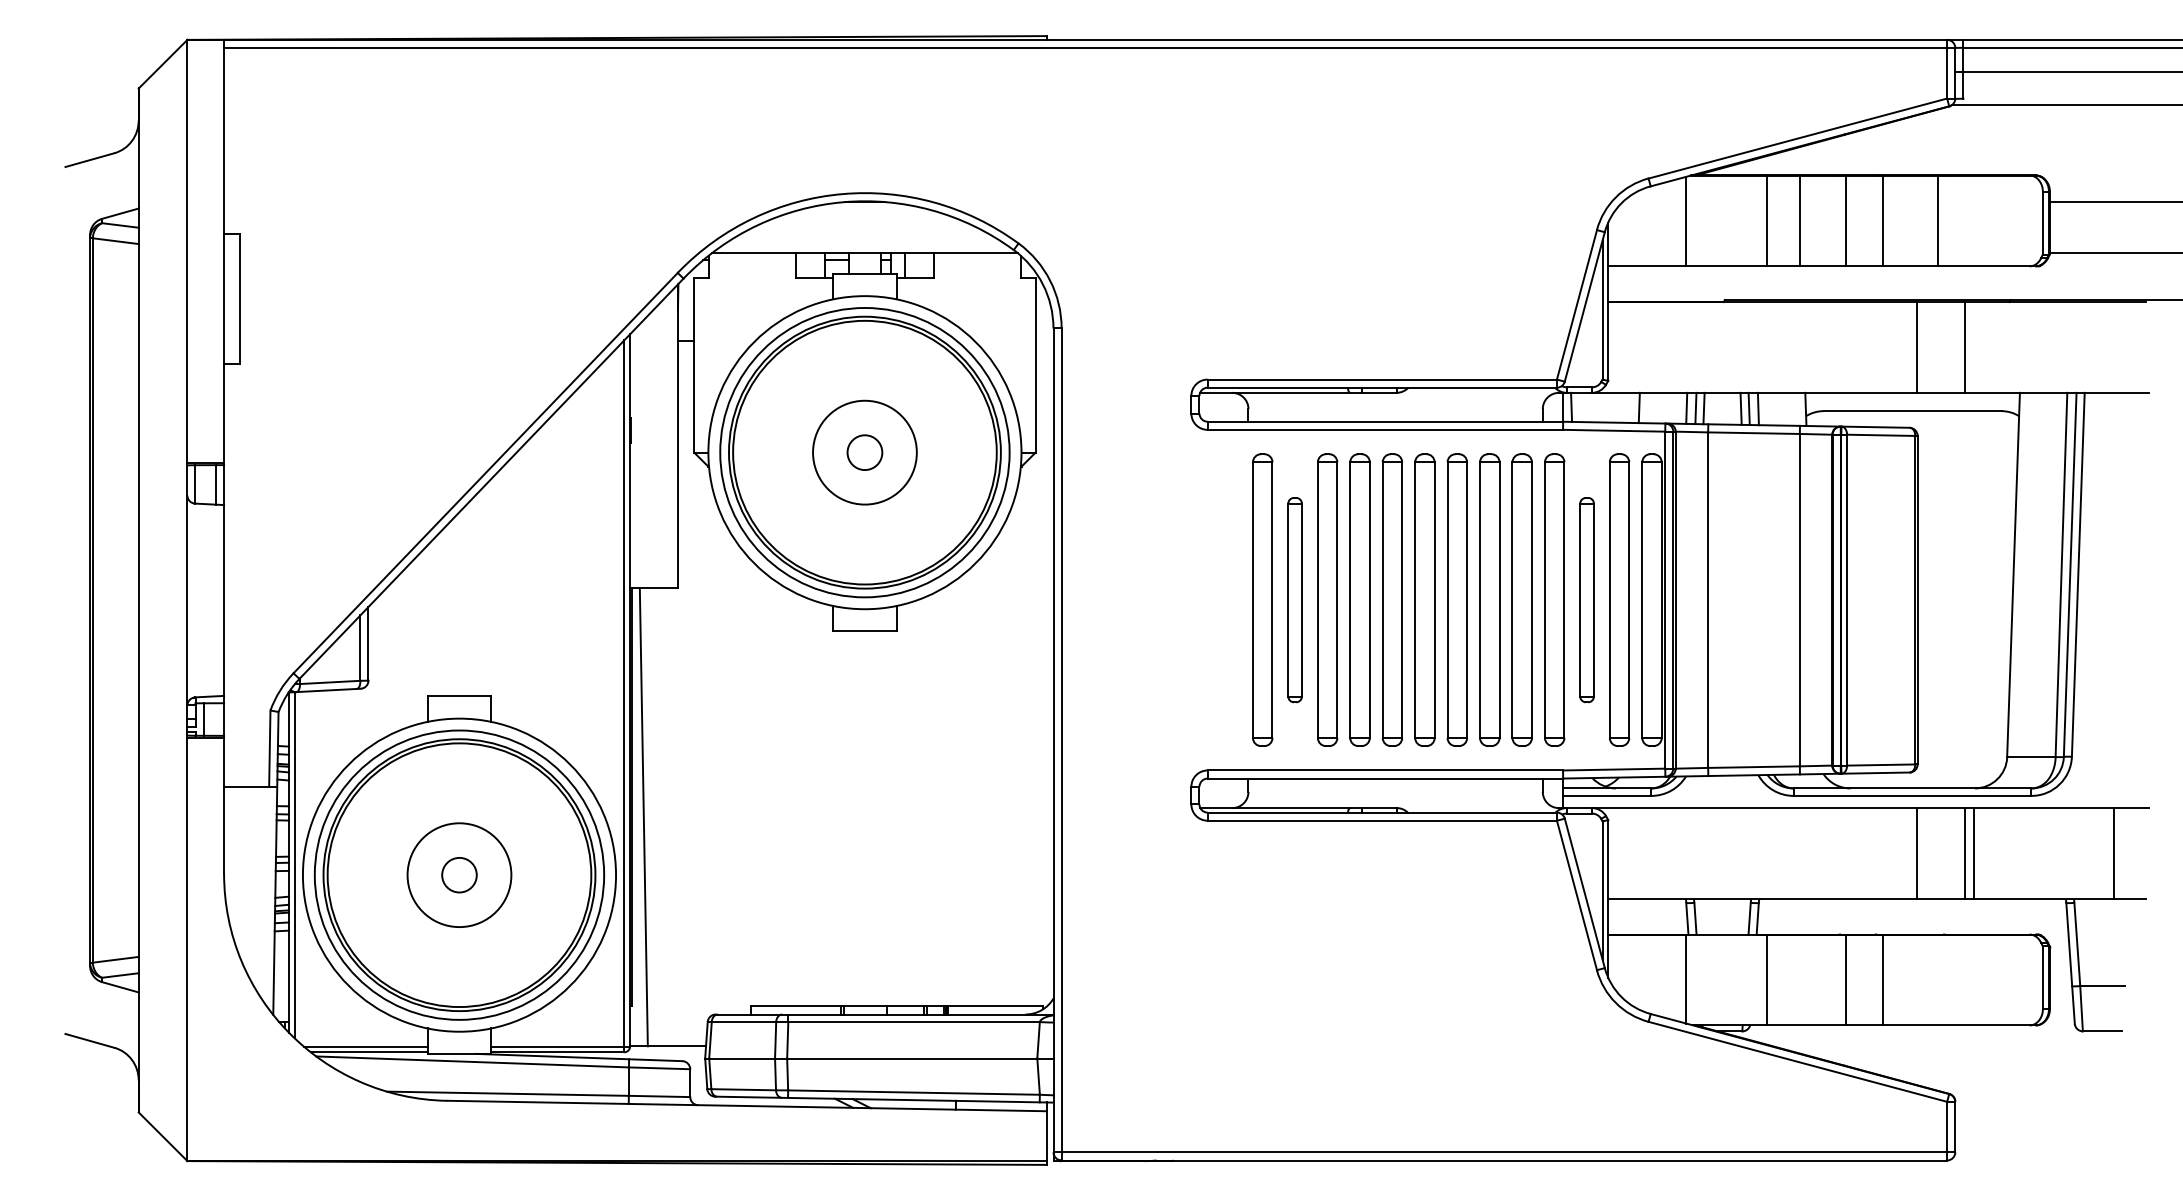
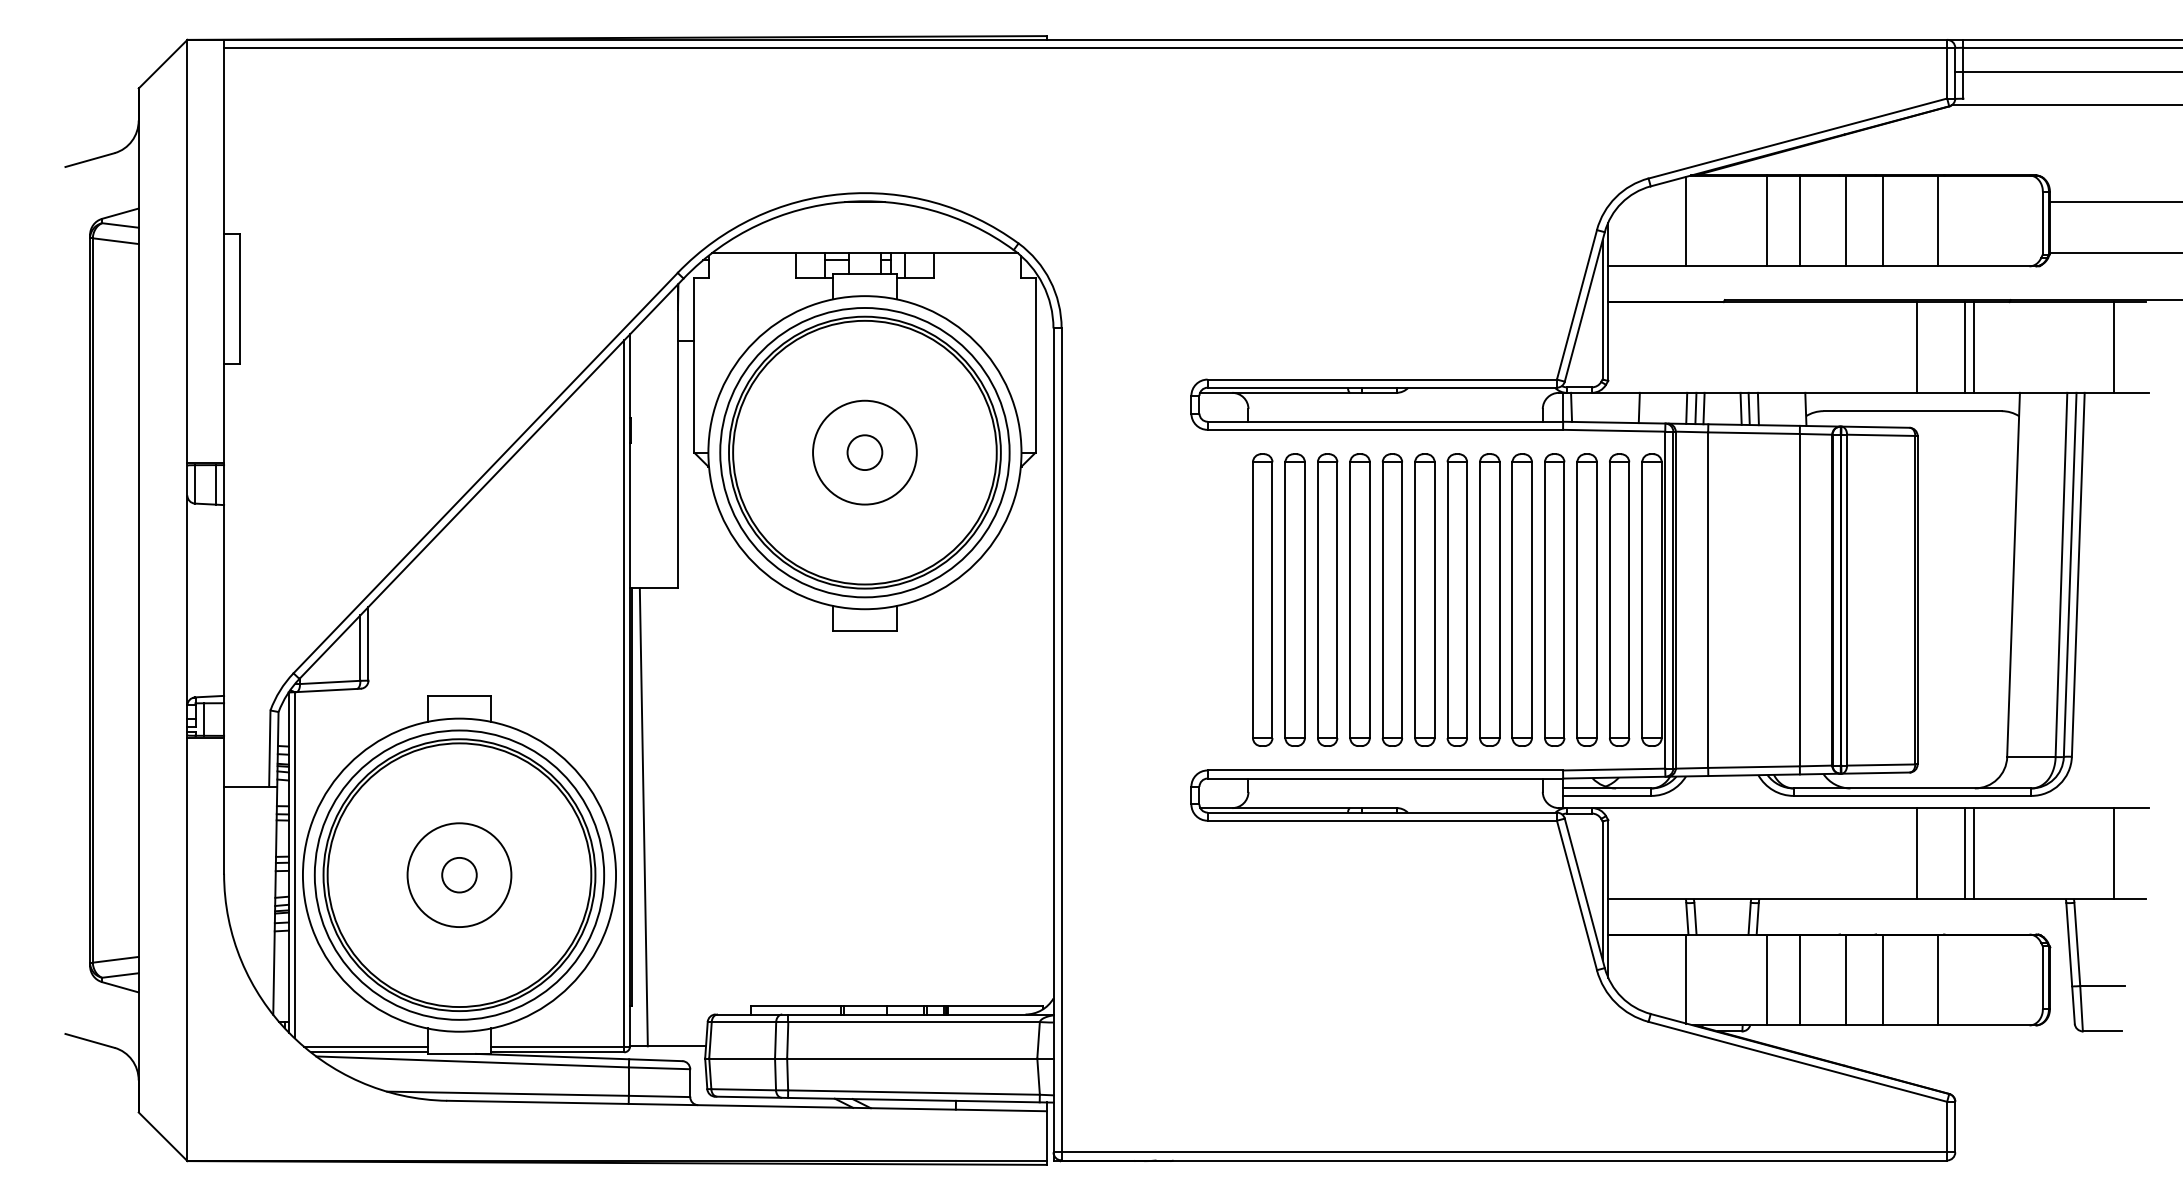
line: none -> present (1973, 347)
line: none -> present (2114, 347)
part size: 16x207 px -> 22x294 px (1294, 599)
part size: 16x207 px -> 22x294 px (1586, 599)
line: none -> present (1799, 979)
line: none -> present (1937, 979)
